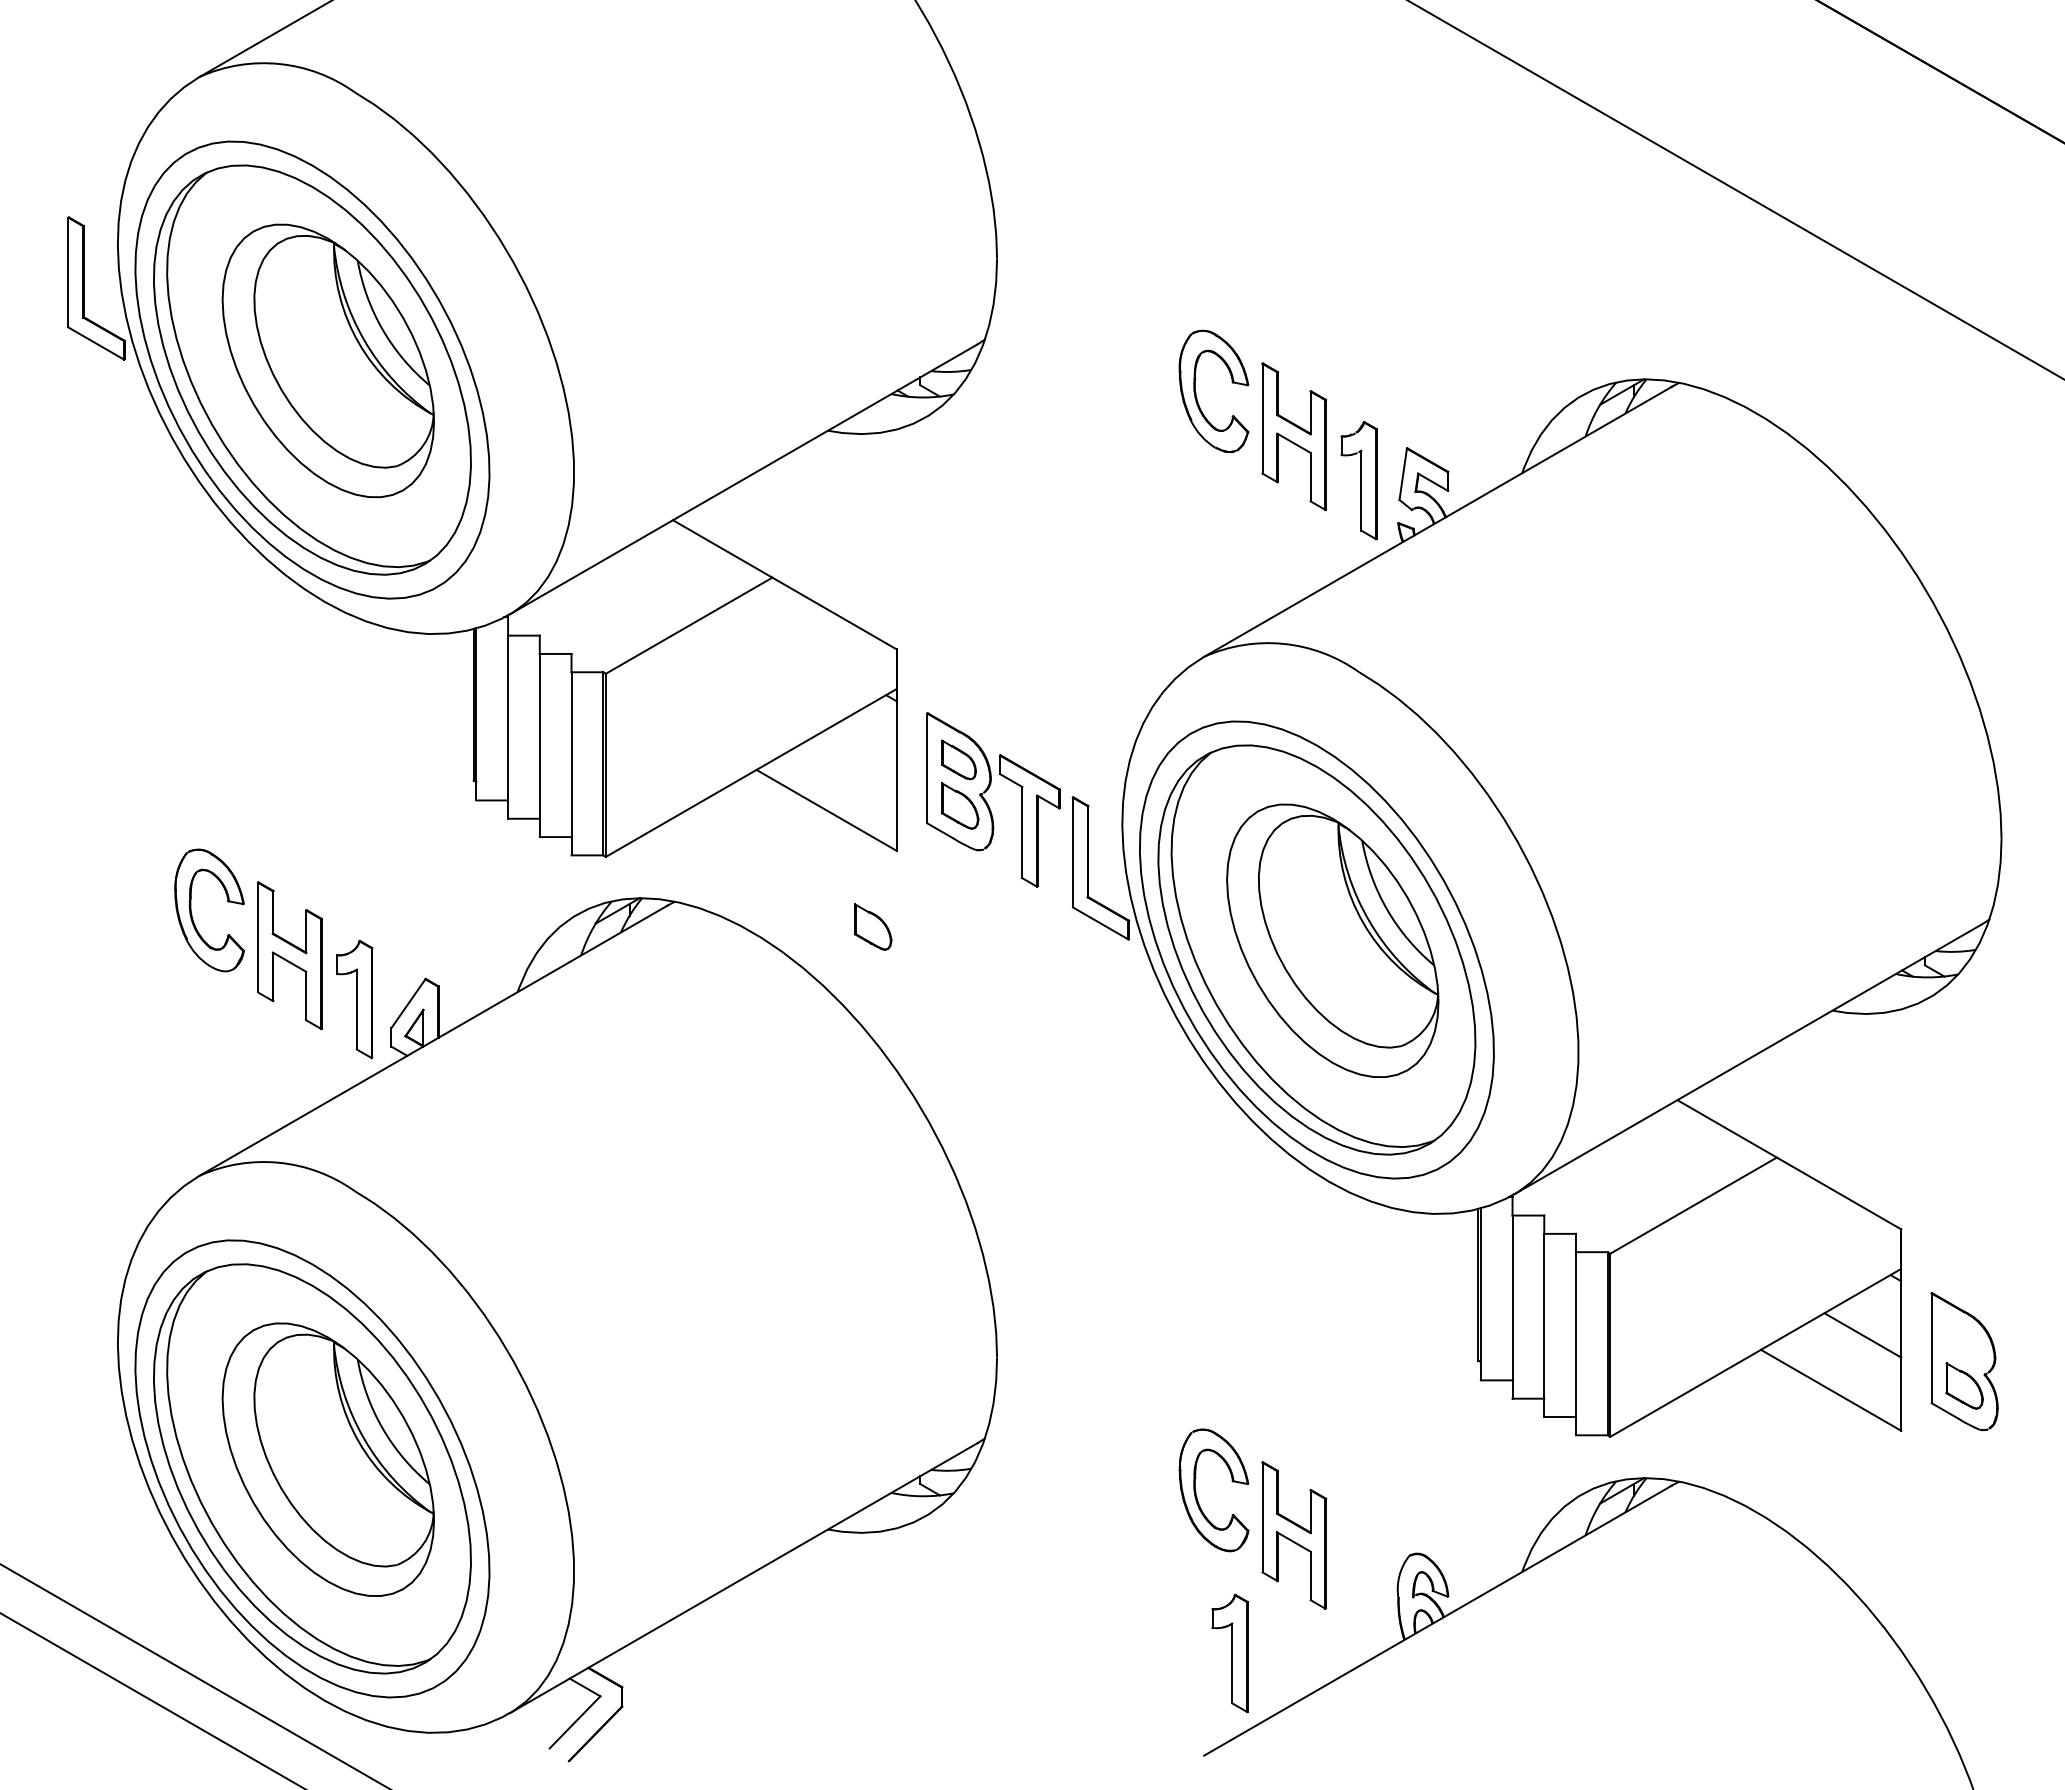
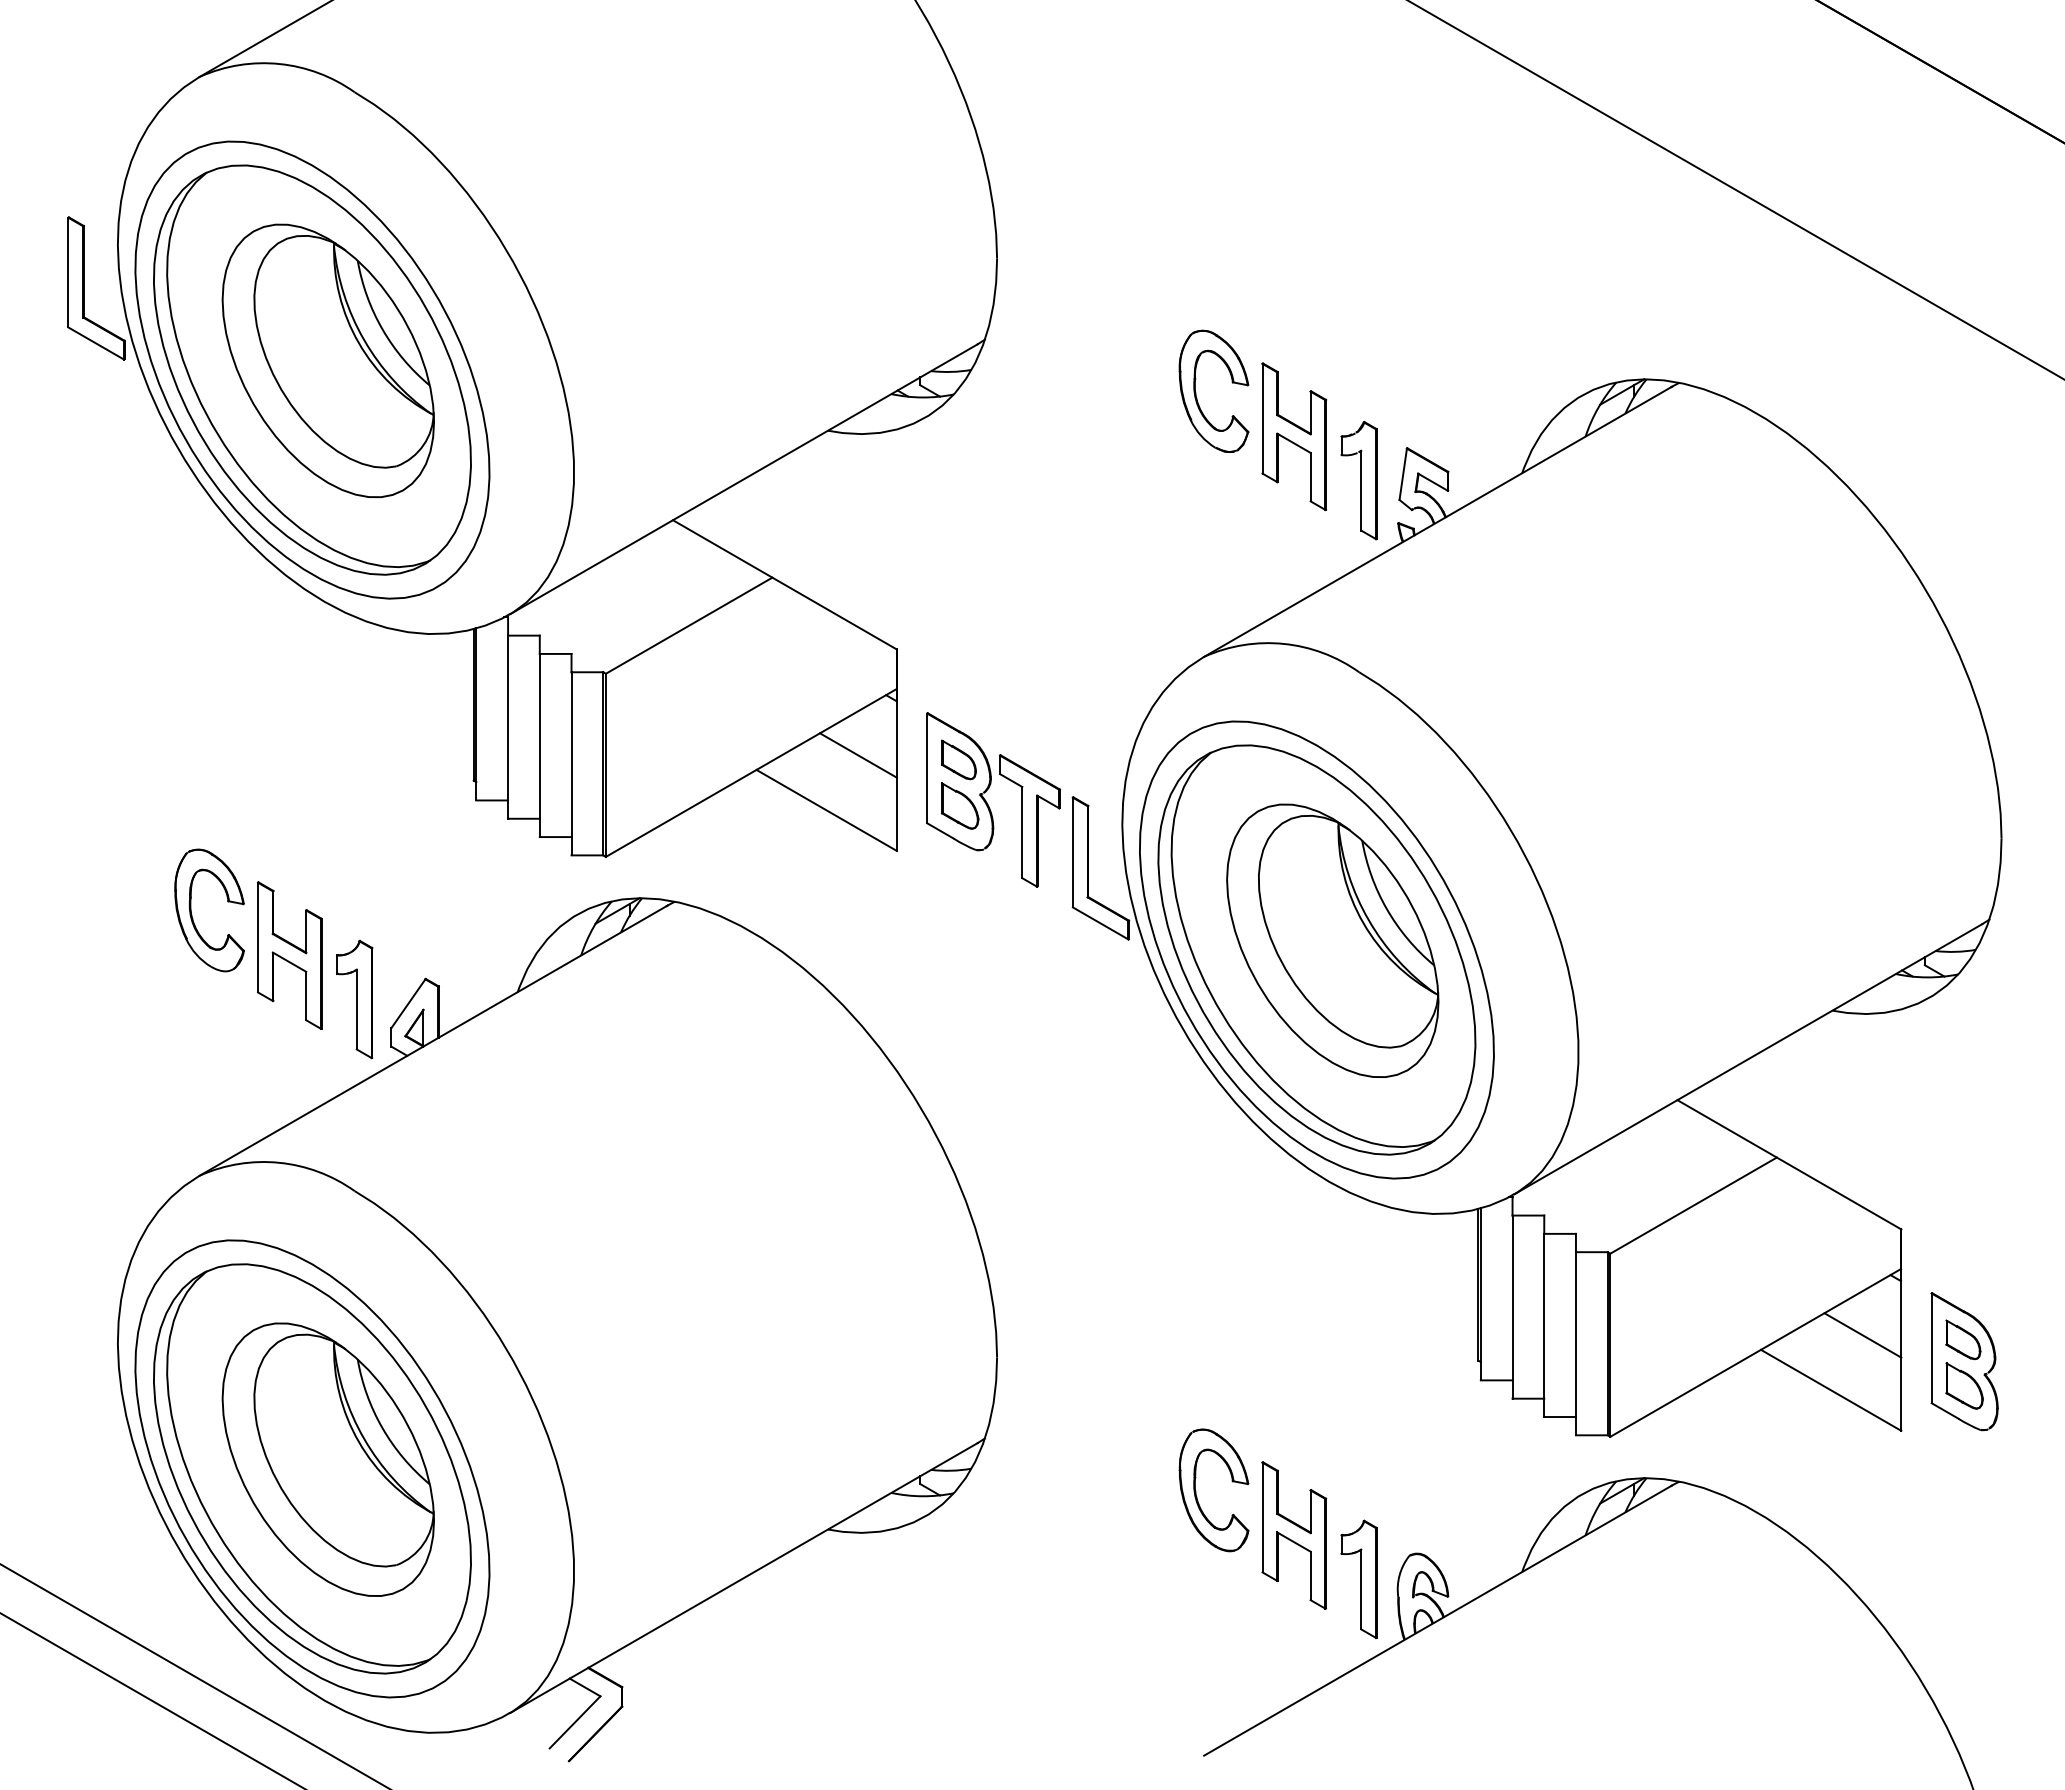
line: none -> present (857, 755)
part: present -> none (873, 926)
part: none -> present (1963, 1339)
part position: (1229, 1652) -> (1358, 1578) (1358, 1578)
